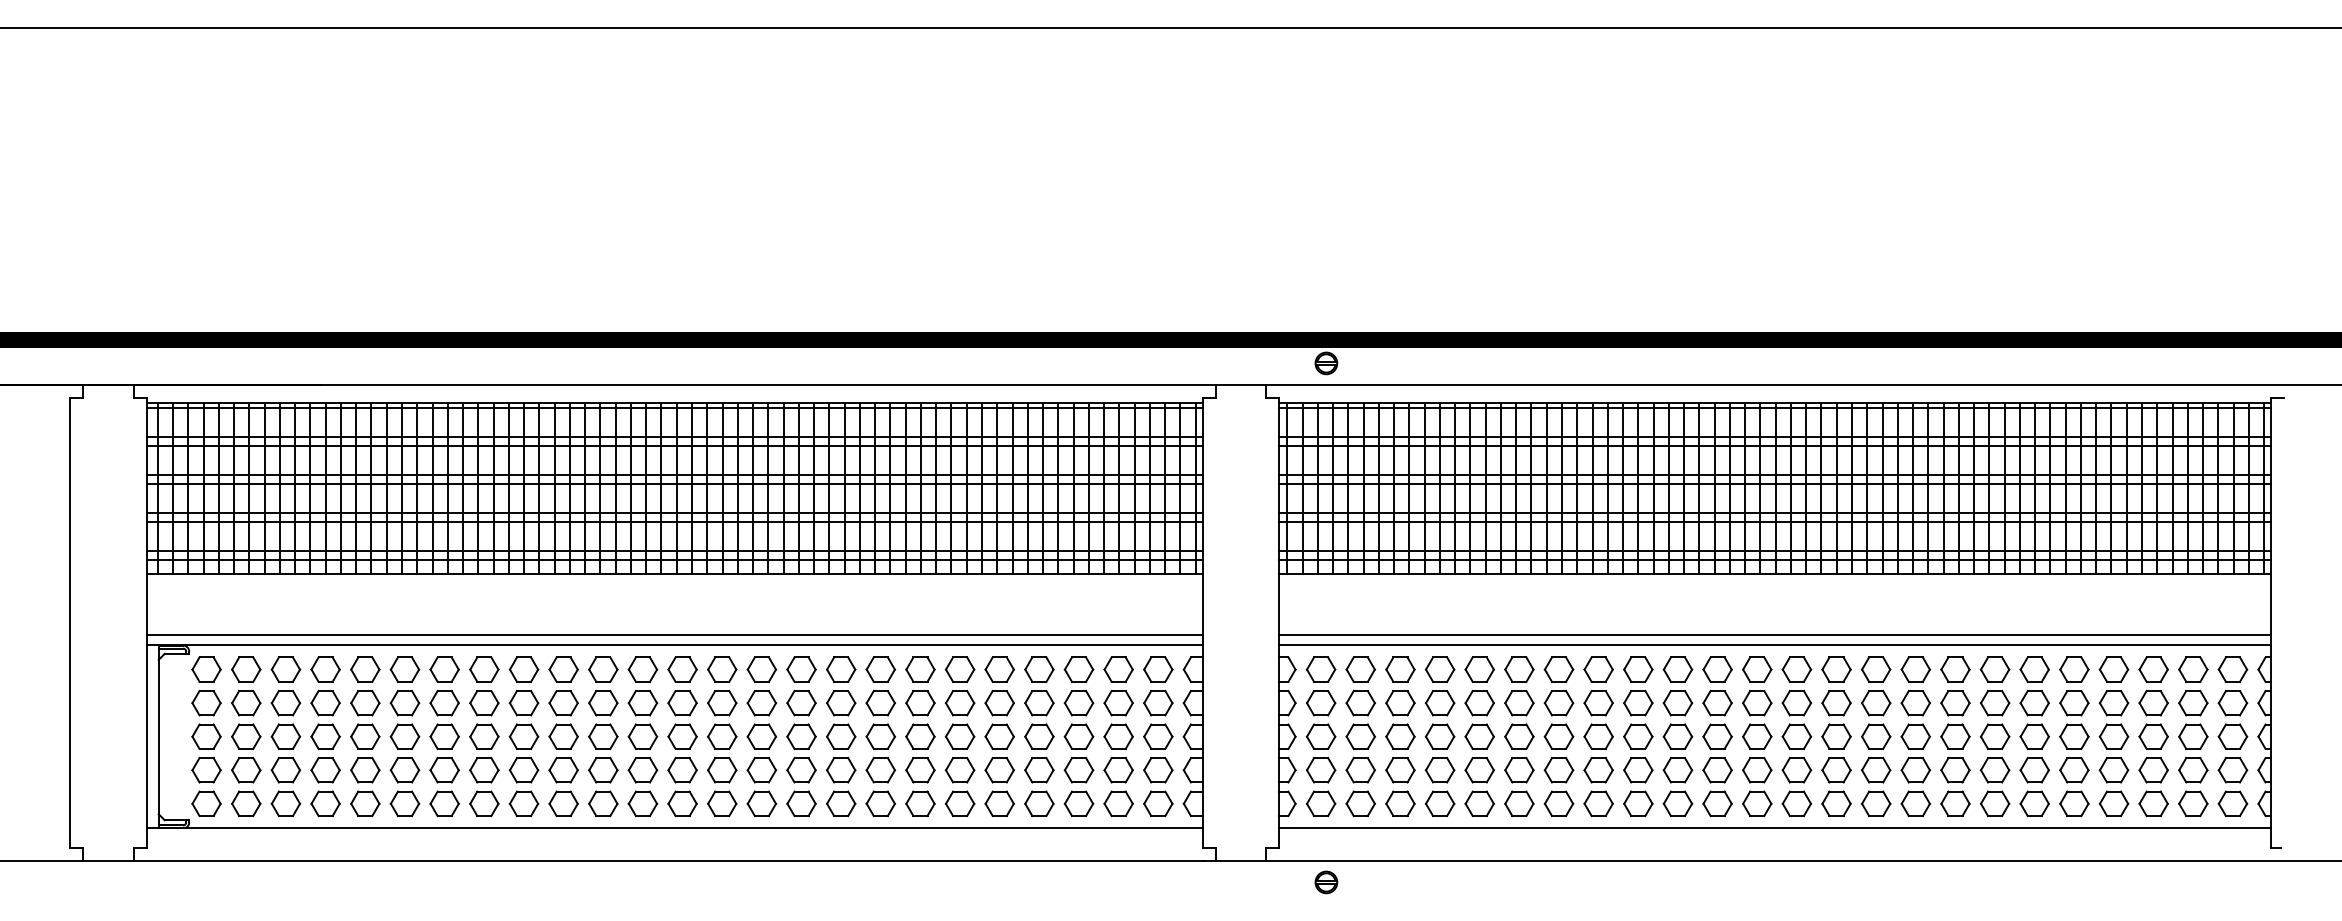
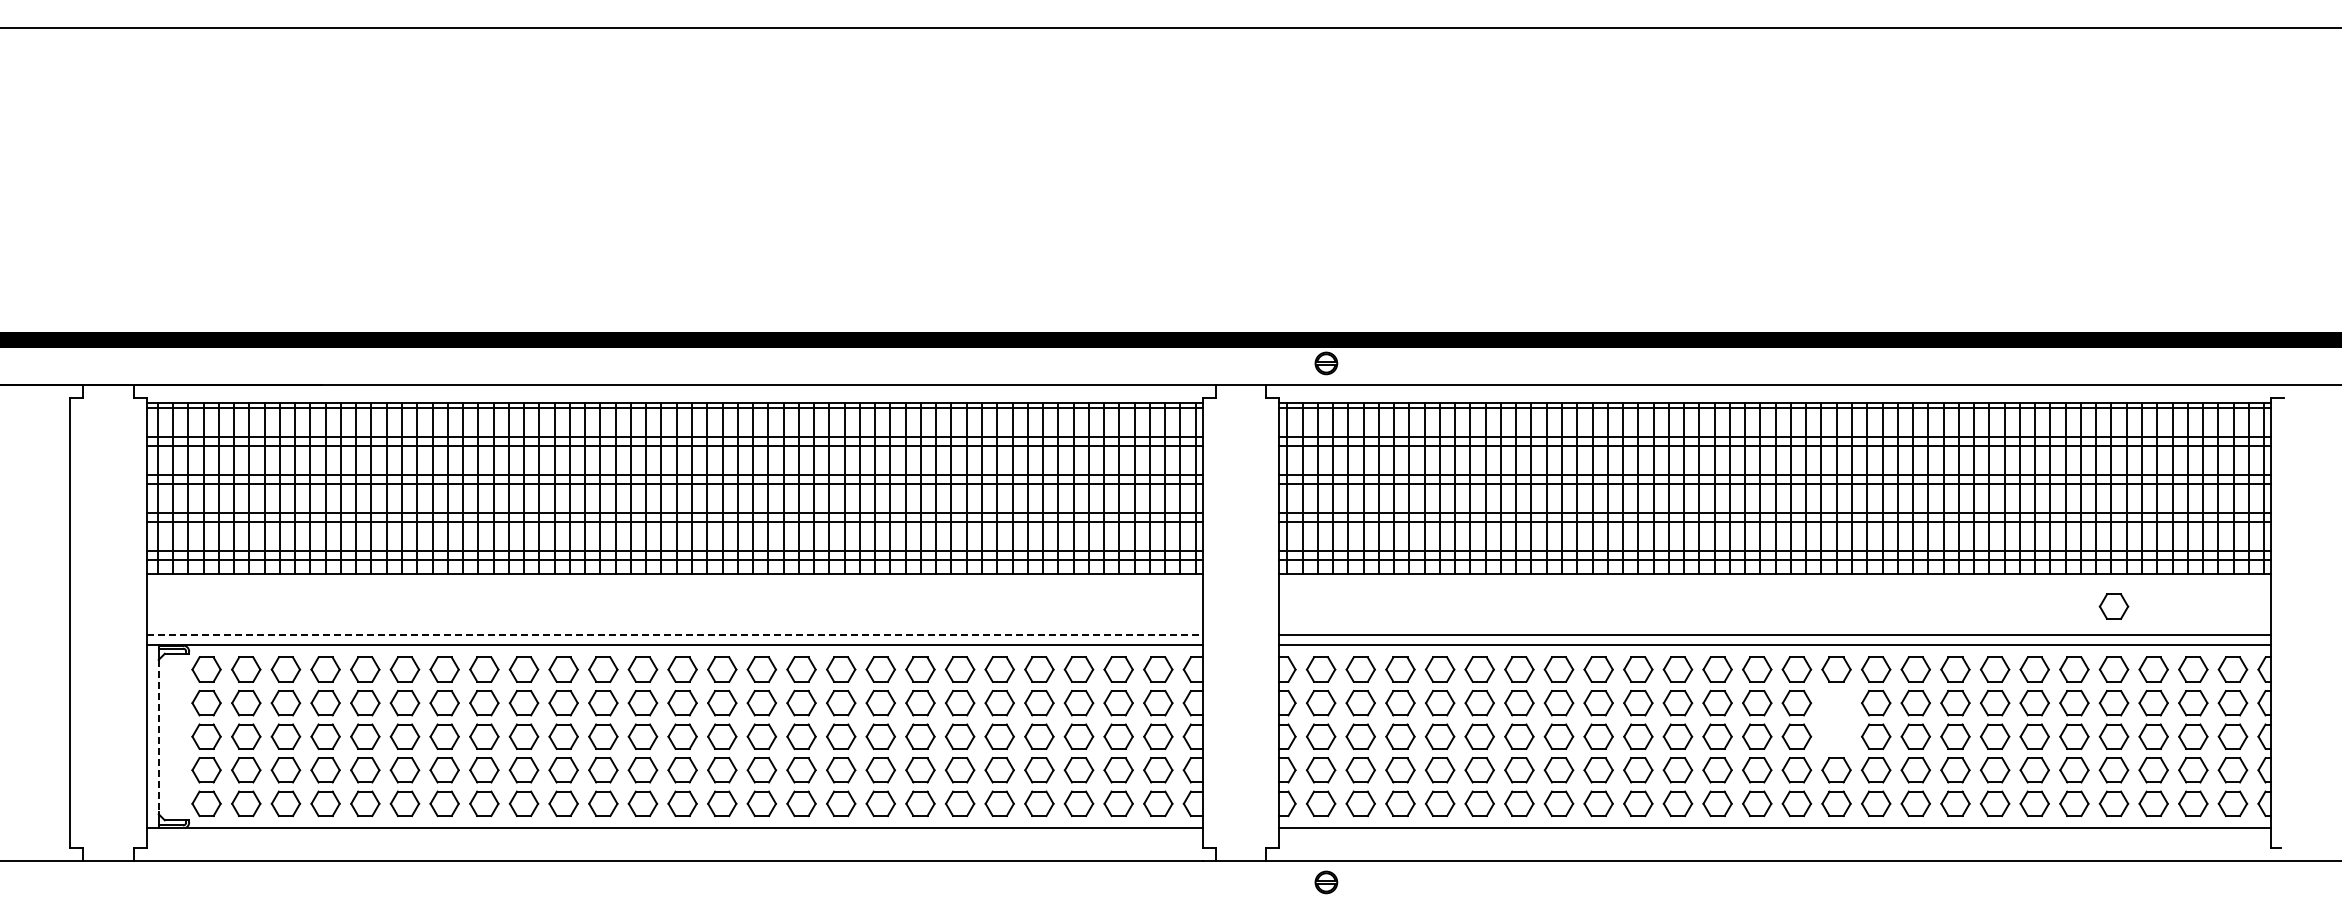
part: none -> present (2113, 606)
line: solid -> dashed (675, 634)
part: present -> none (1836, 719)
line: solid -> dashed (158, 737)
